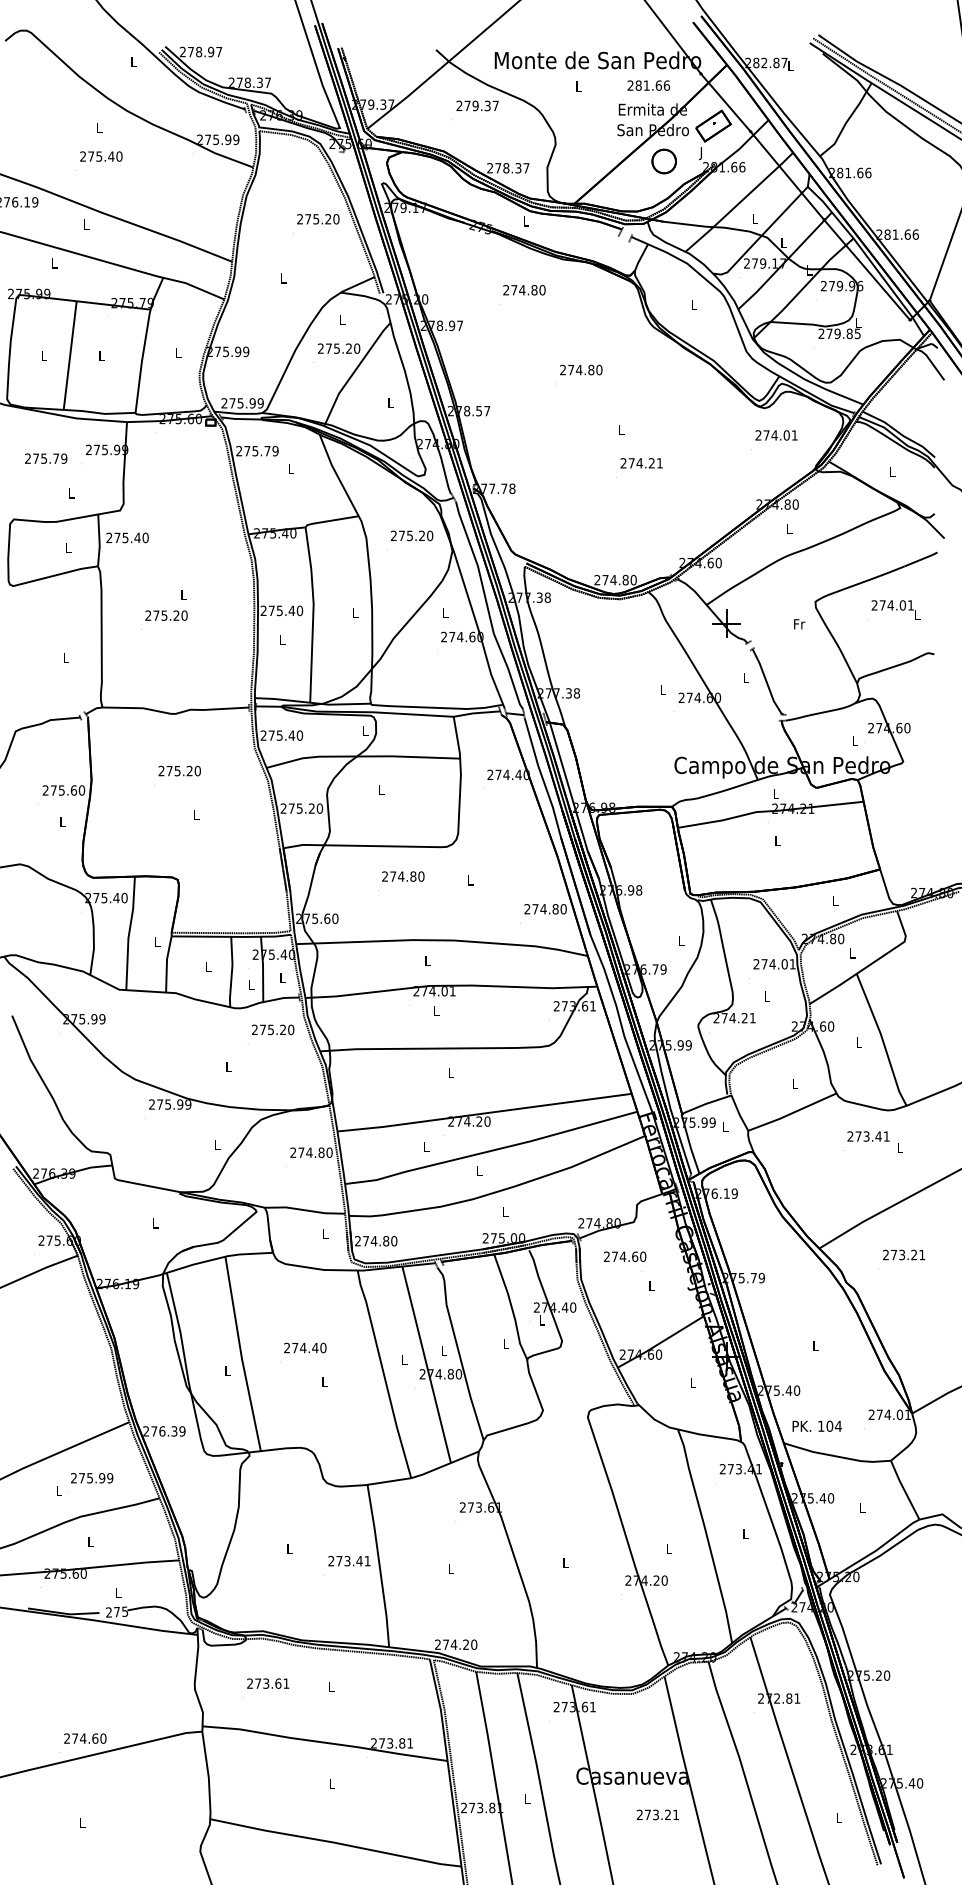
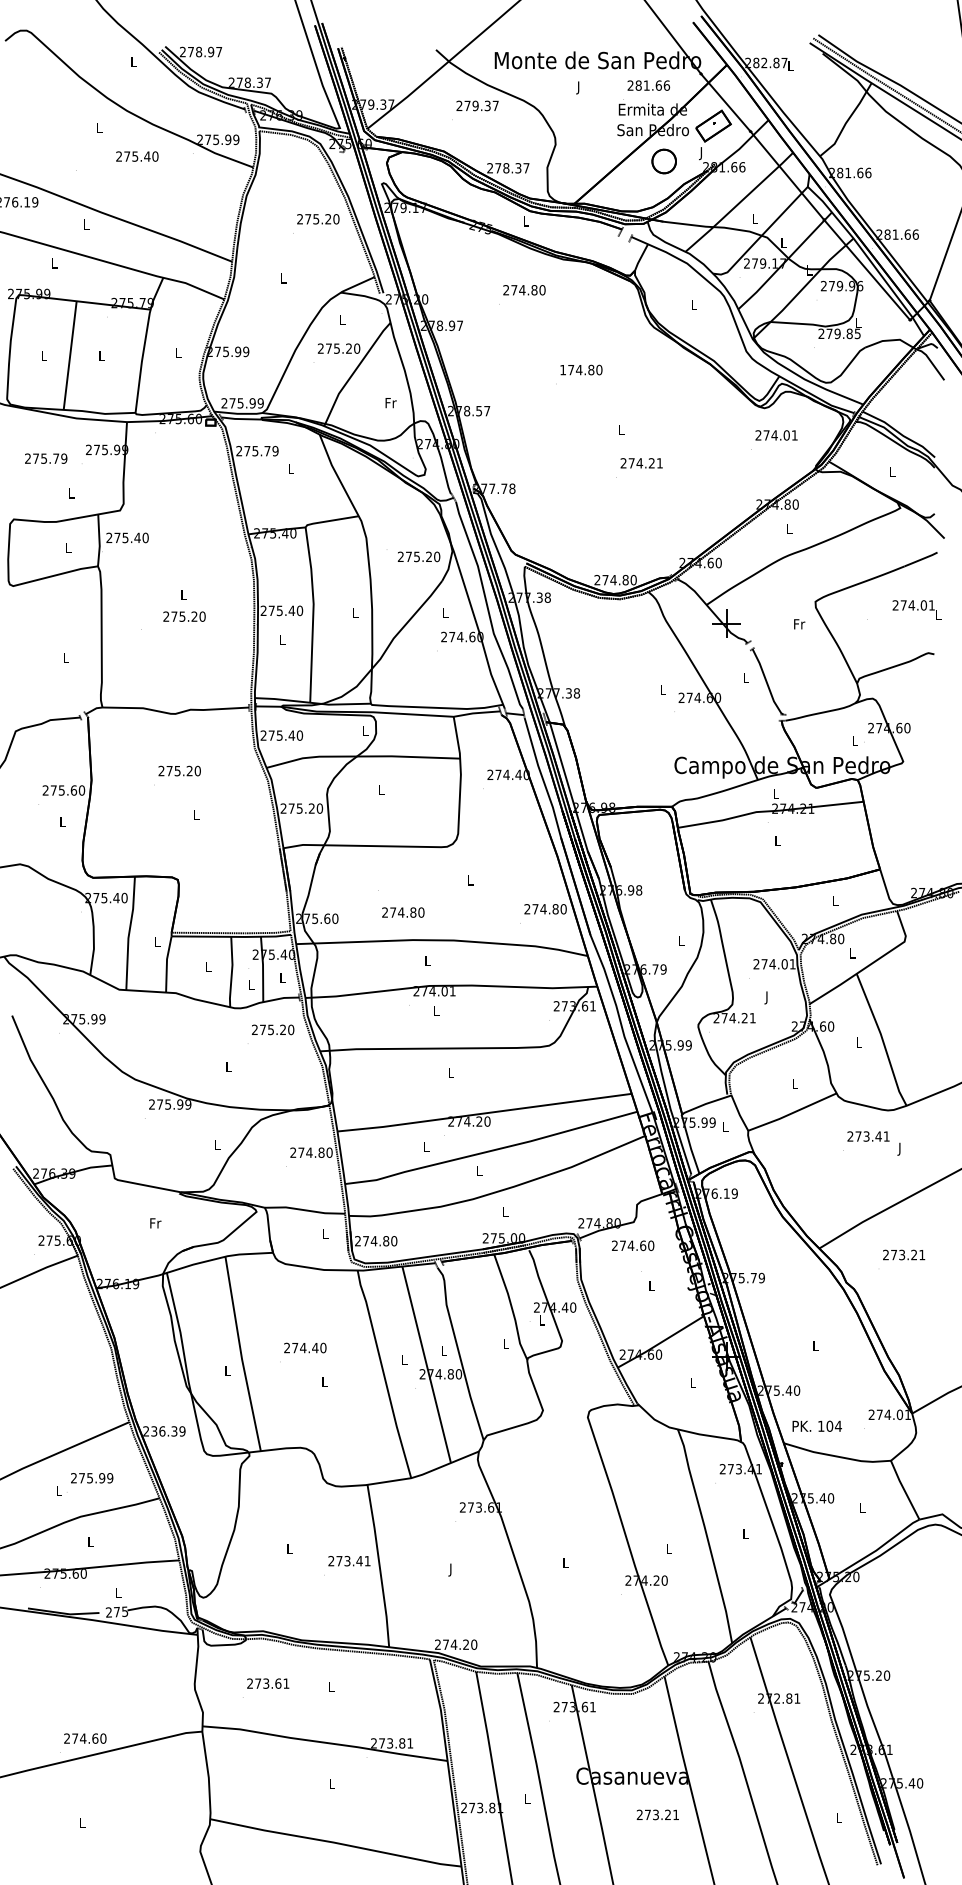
text: L -> J (578, 87)
text position: (101, 156) -> (137, 156) (137, 156)
text: 274.80 -> 174.80 (562, 369)
text: L -> Fr (390, 403)
text position: (411, 535) -> (418, 556) (418, 556)
text position: (895, 609) -> (916, 609) (916, 609)
text position: (166, 615) -> (184, 616) (184, 616)
text position: (403, 876) -> (403, 912) (403, 912)
text: L -> J (766, 997)
text: L -> J (899, 1148)
text: L -> Fr (155, 1223)
text position: (625, 1256) -> (633, 1245) (633, 1245)
text: 276.39 -> 236.39 (154, 1431)
text: L -> J (450, 1569)
